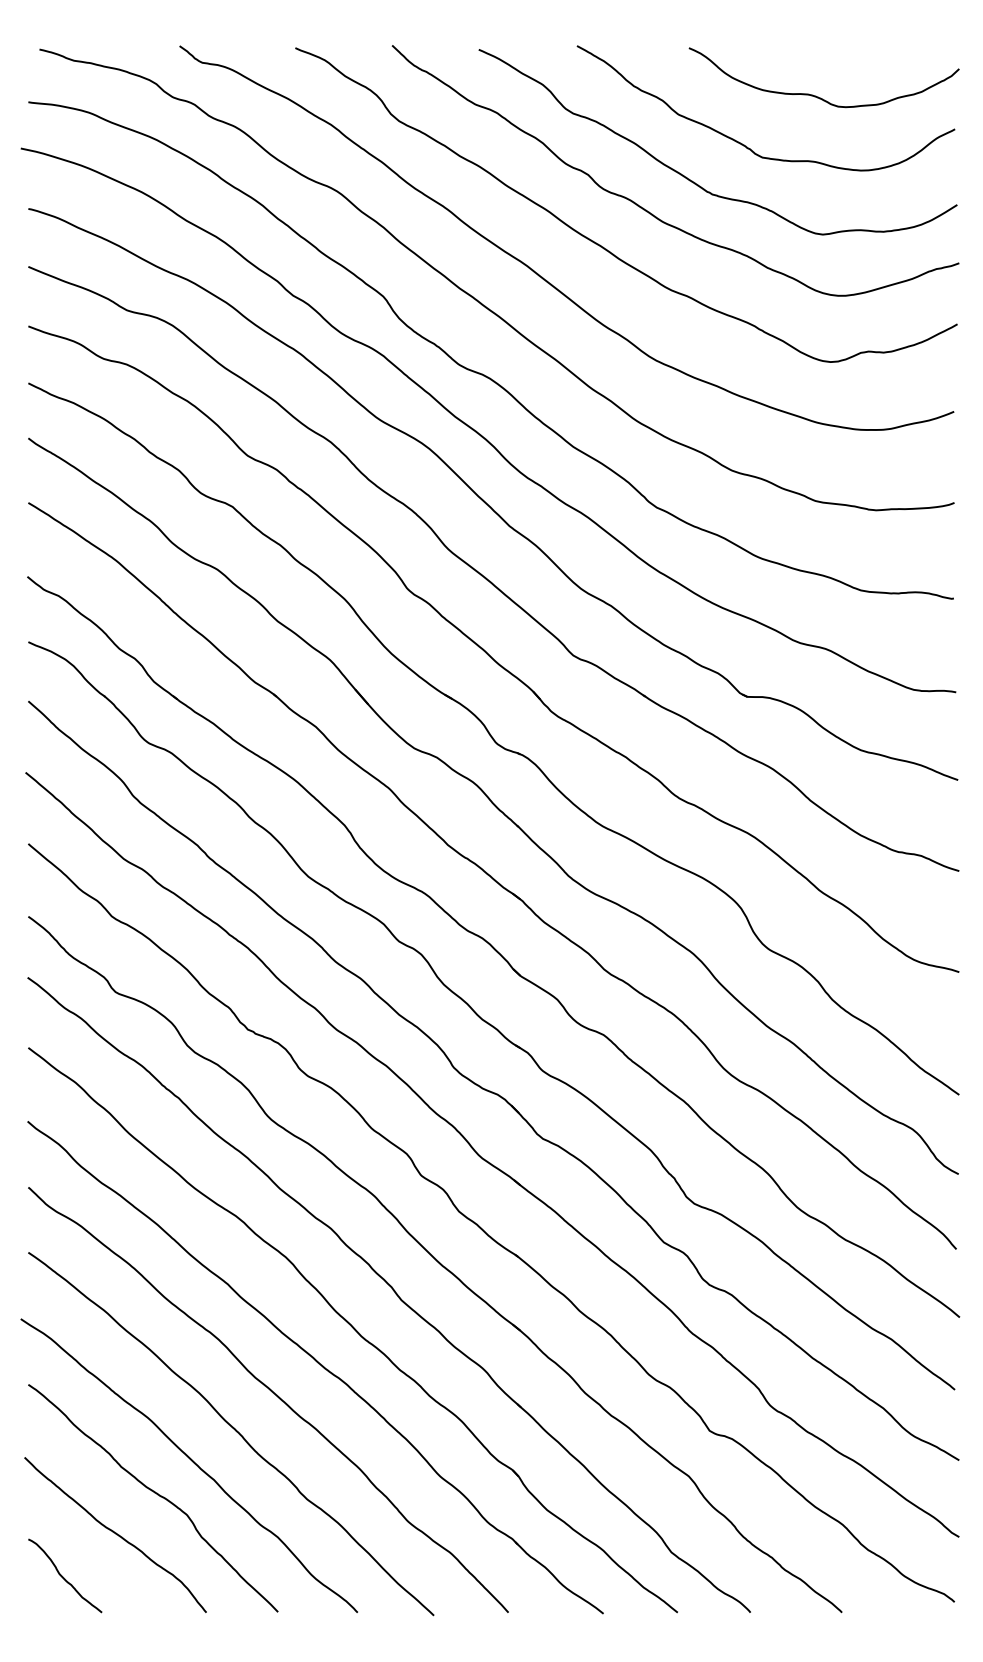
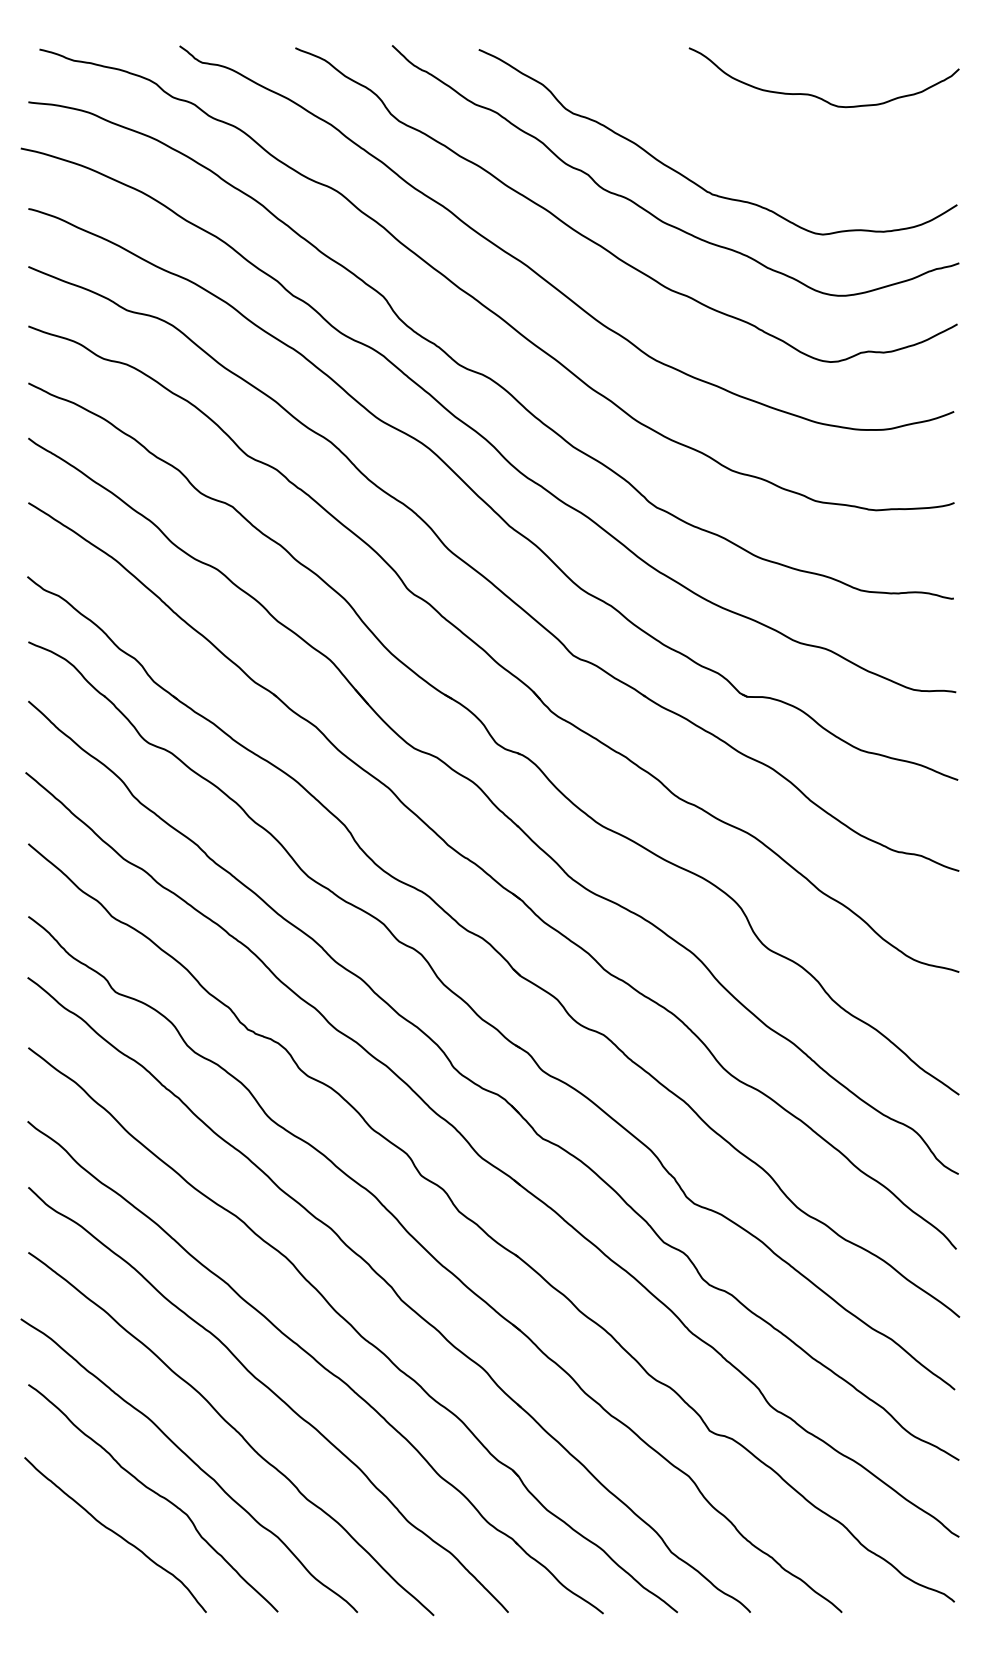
curve: present -> none (744, 144)
curve: present -> none (63, 1576)
